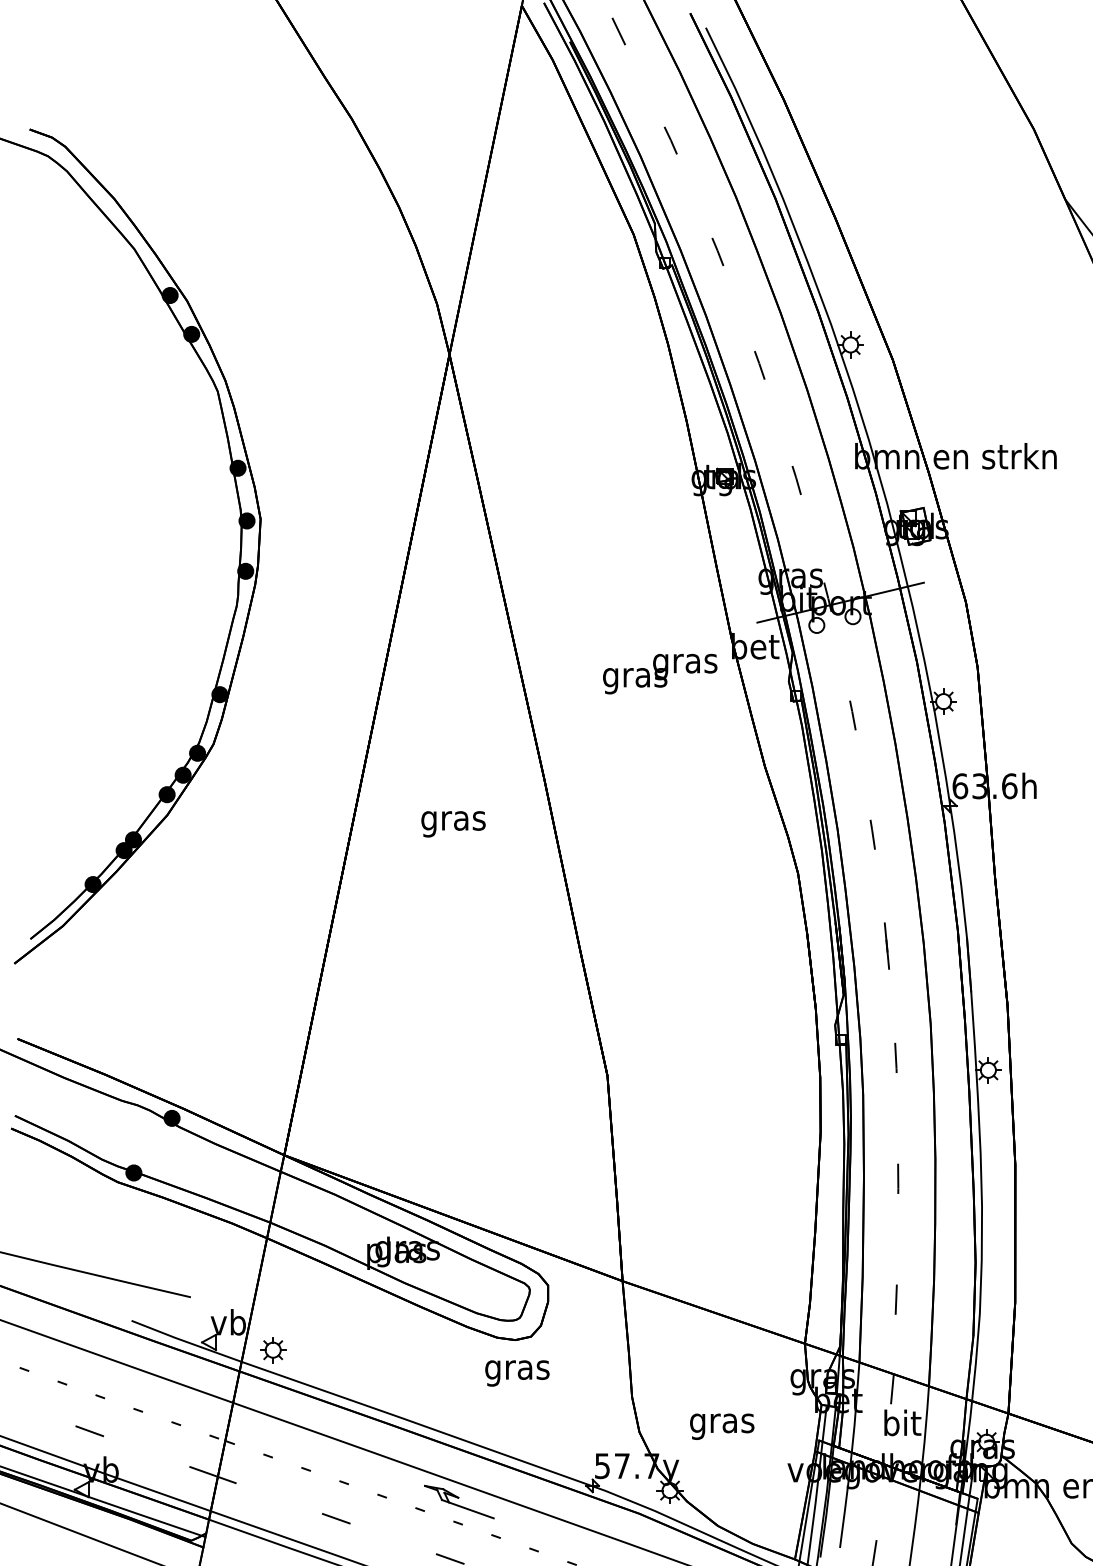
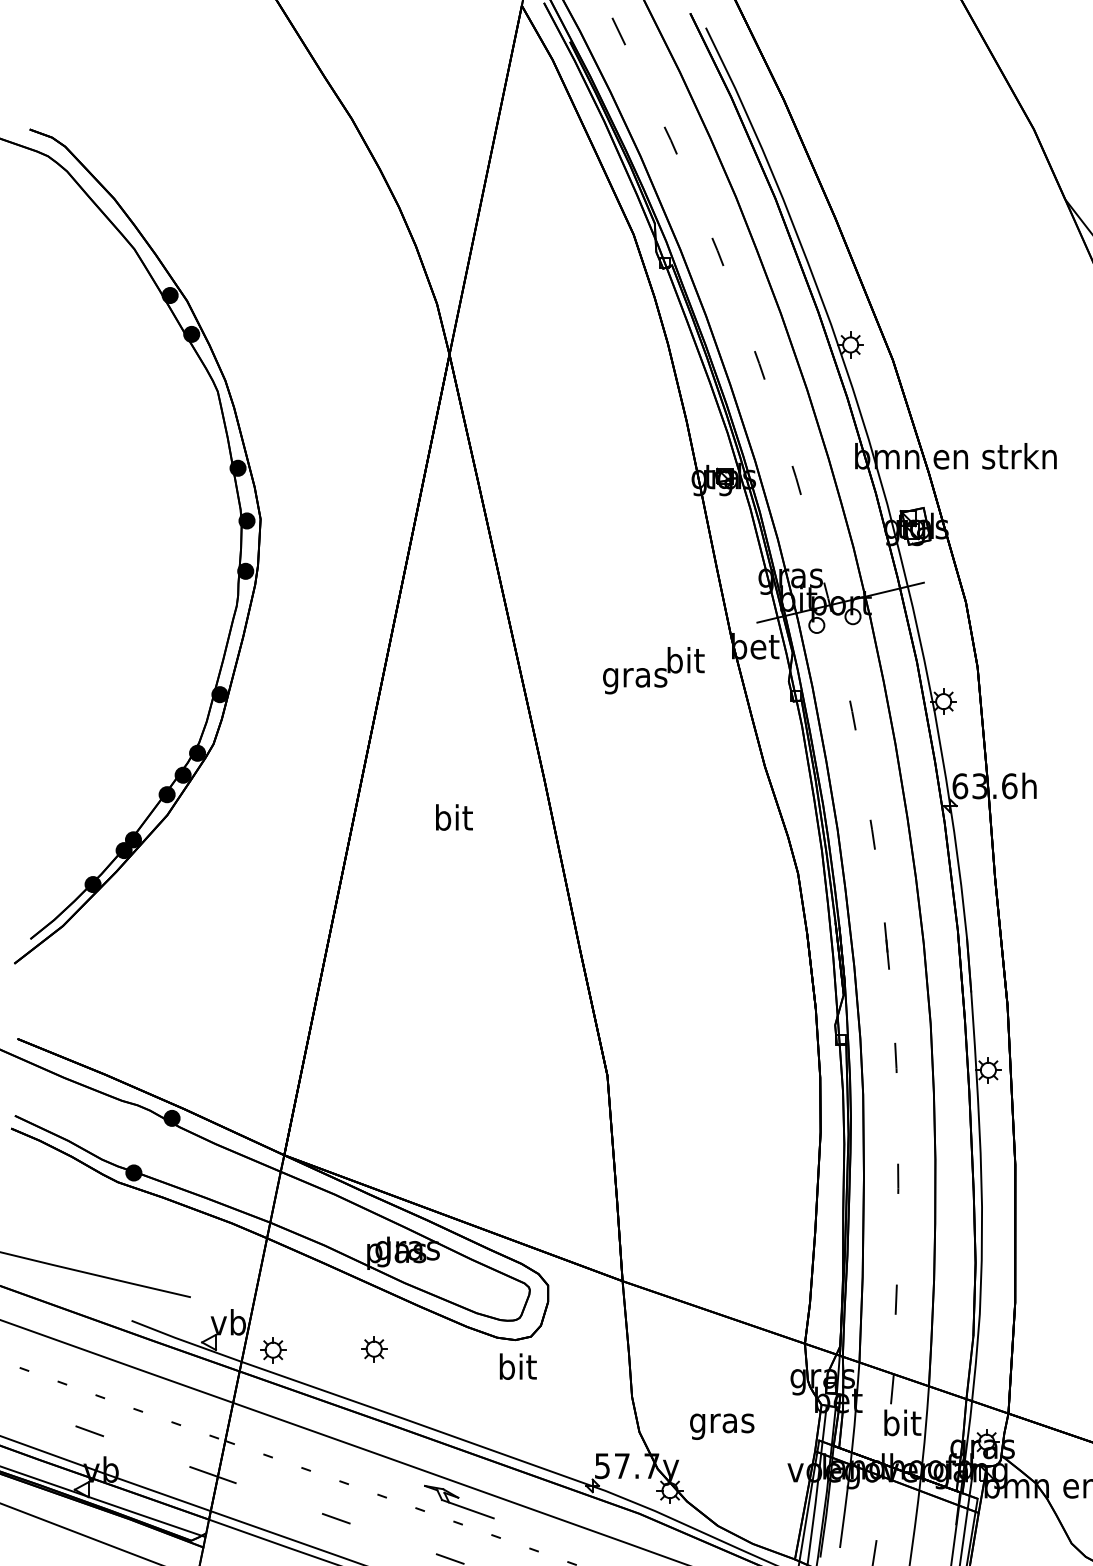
text: gras -> bit (685, 663)
text: gras -> bit (453, 820)
part: none -> present (374, 1349)
text: gras -> bit (517, 1369)
